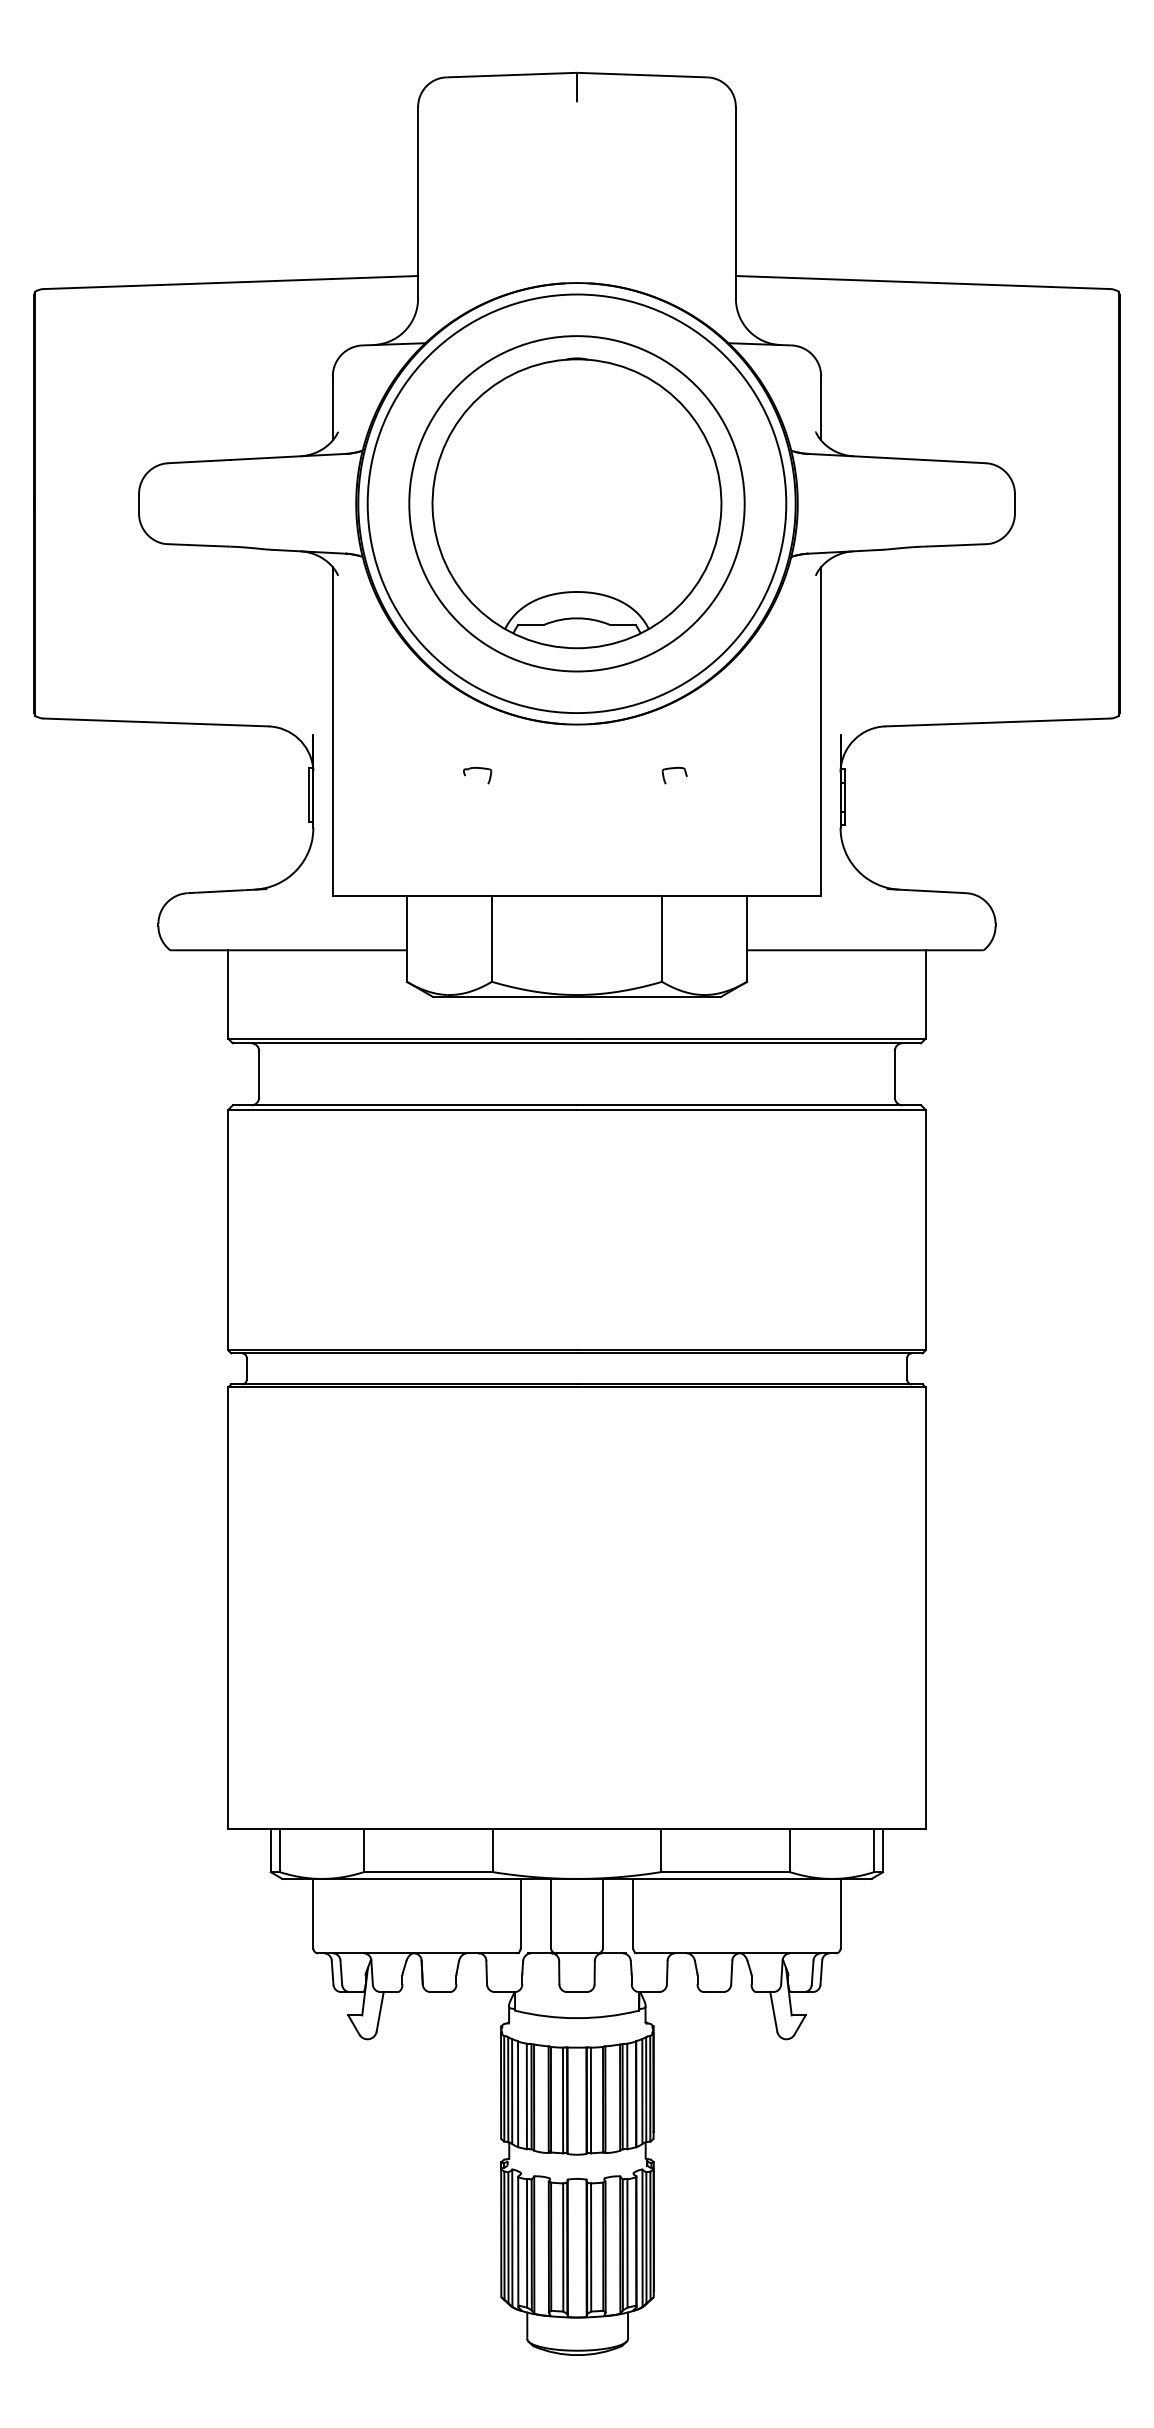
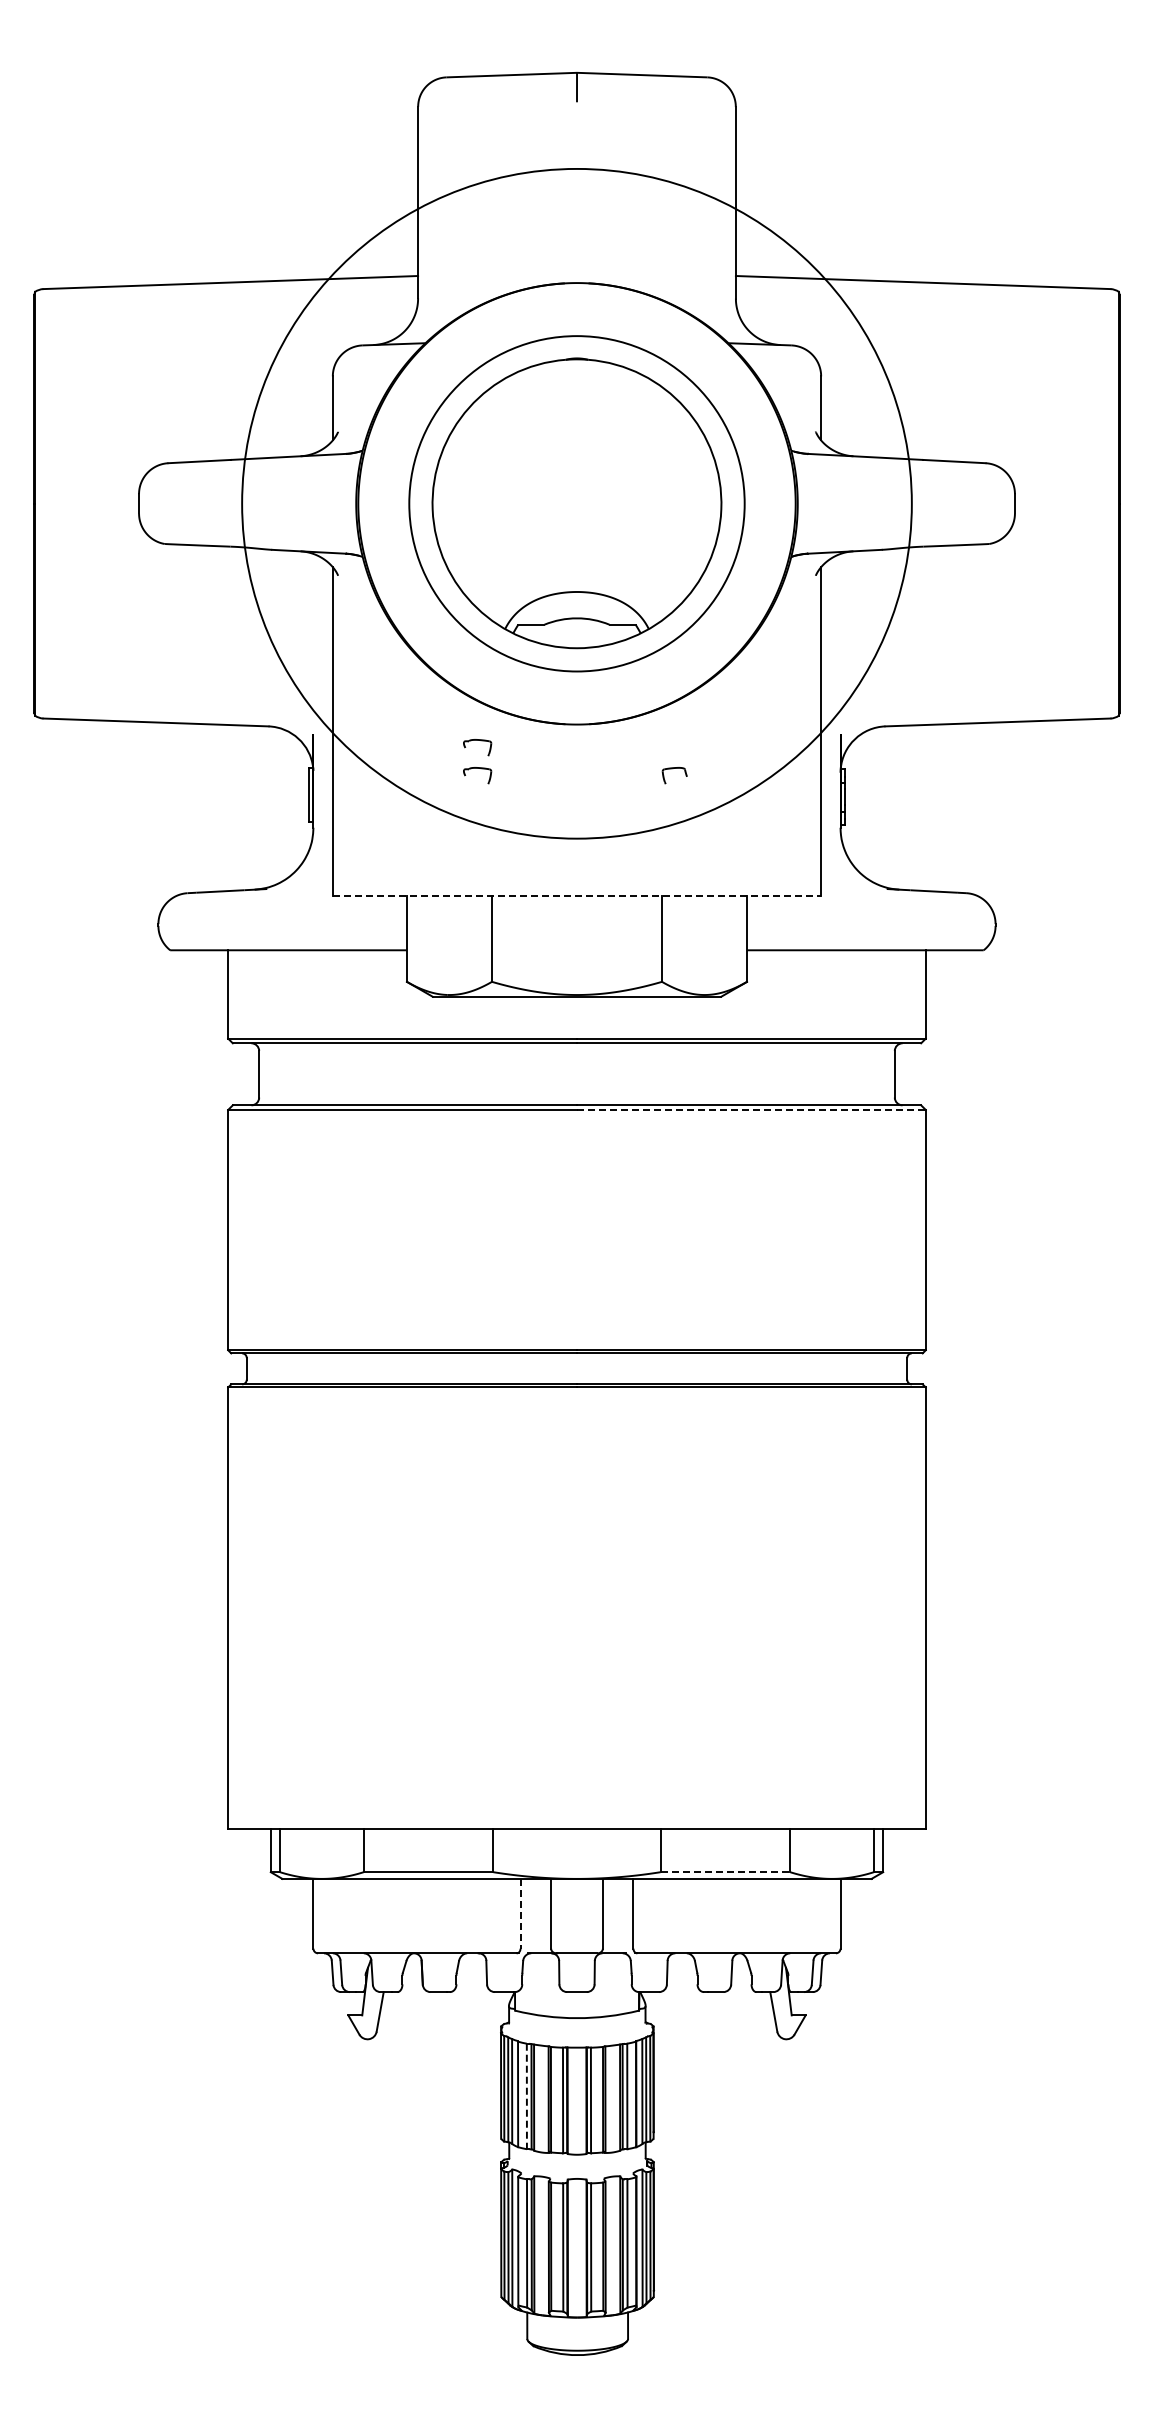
circle diameter: 419 px -> 670 px (576, 503)
part: none -> present (477, 740)
line: solid -> dashed (577, 896)
line: solid -> dashed (751, 1109)
line: solid -> dashed (725, 1872)
line: solid -> dashed (520, 1913)
line: solid -> dashed (526, 2096)
